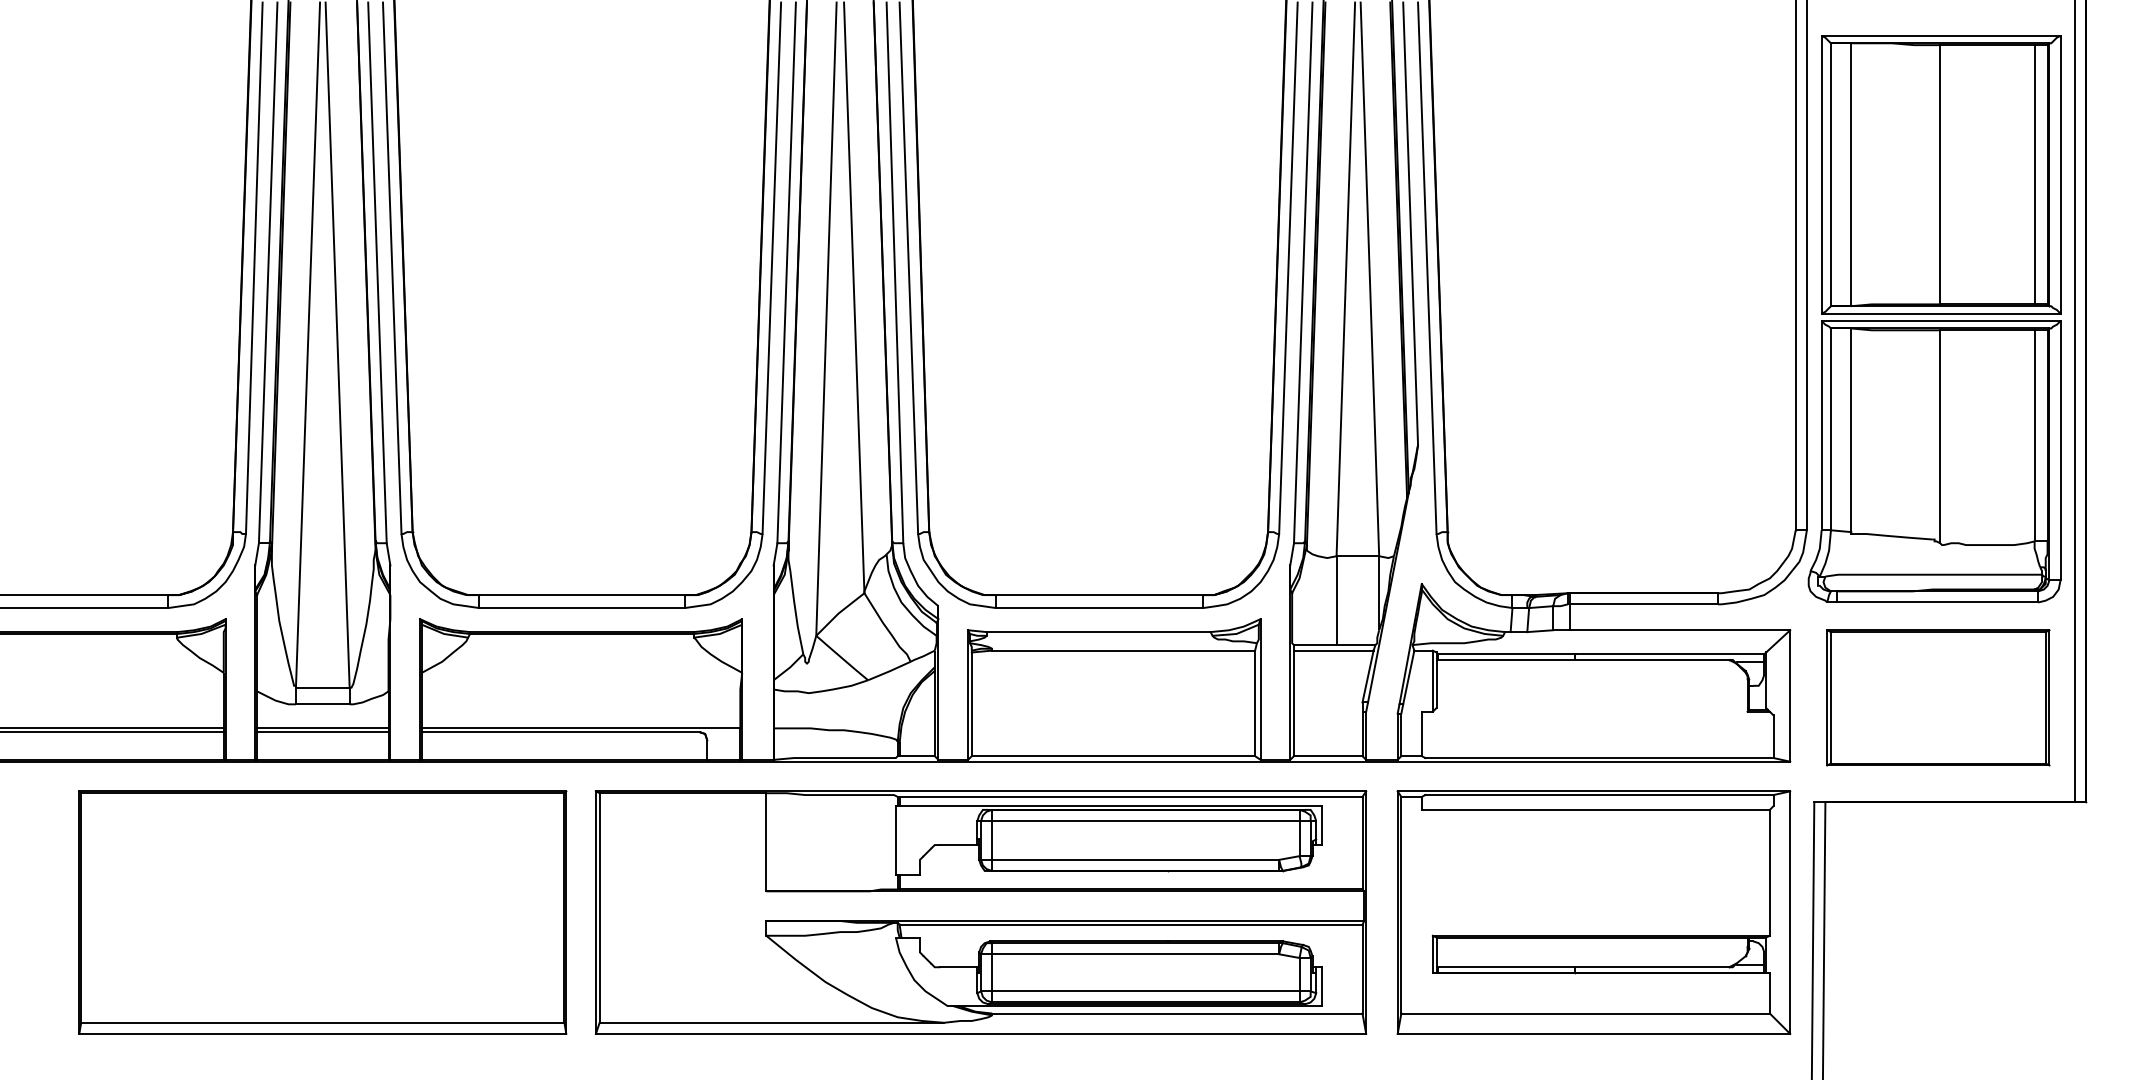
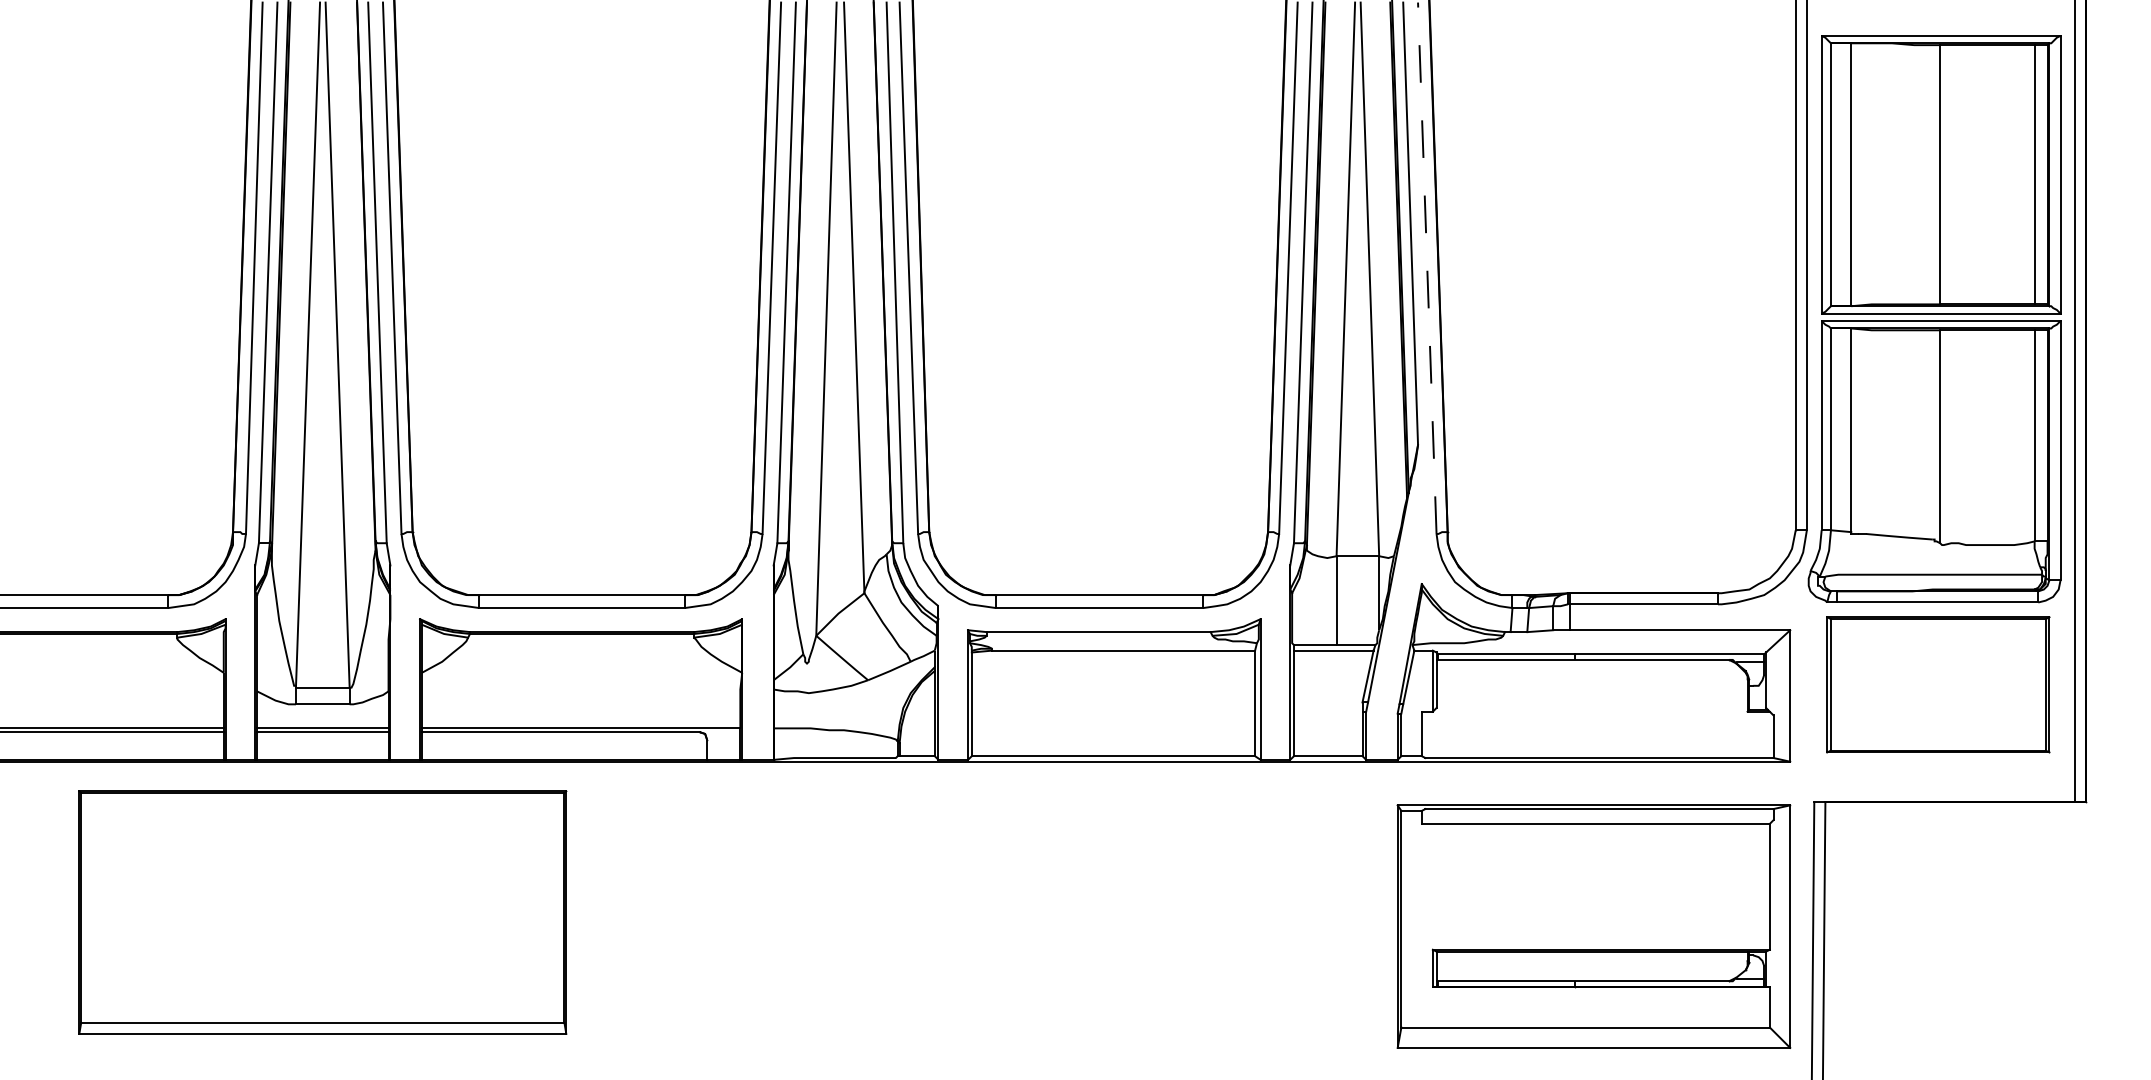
line: solid -> dashed (1427, 268)
part position: (1938, 697) -> (1938, 684) (1938, 684)
part: present -> none (980, 912)
part position: (1593, 912) -> (1593, 926) (1593, 926)
